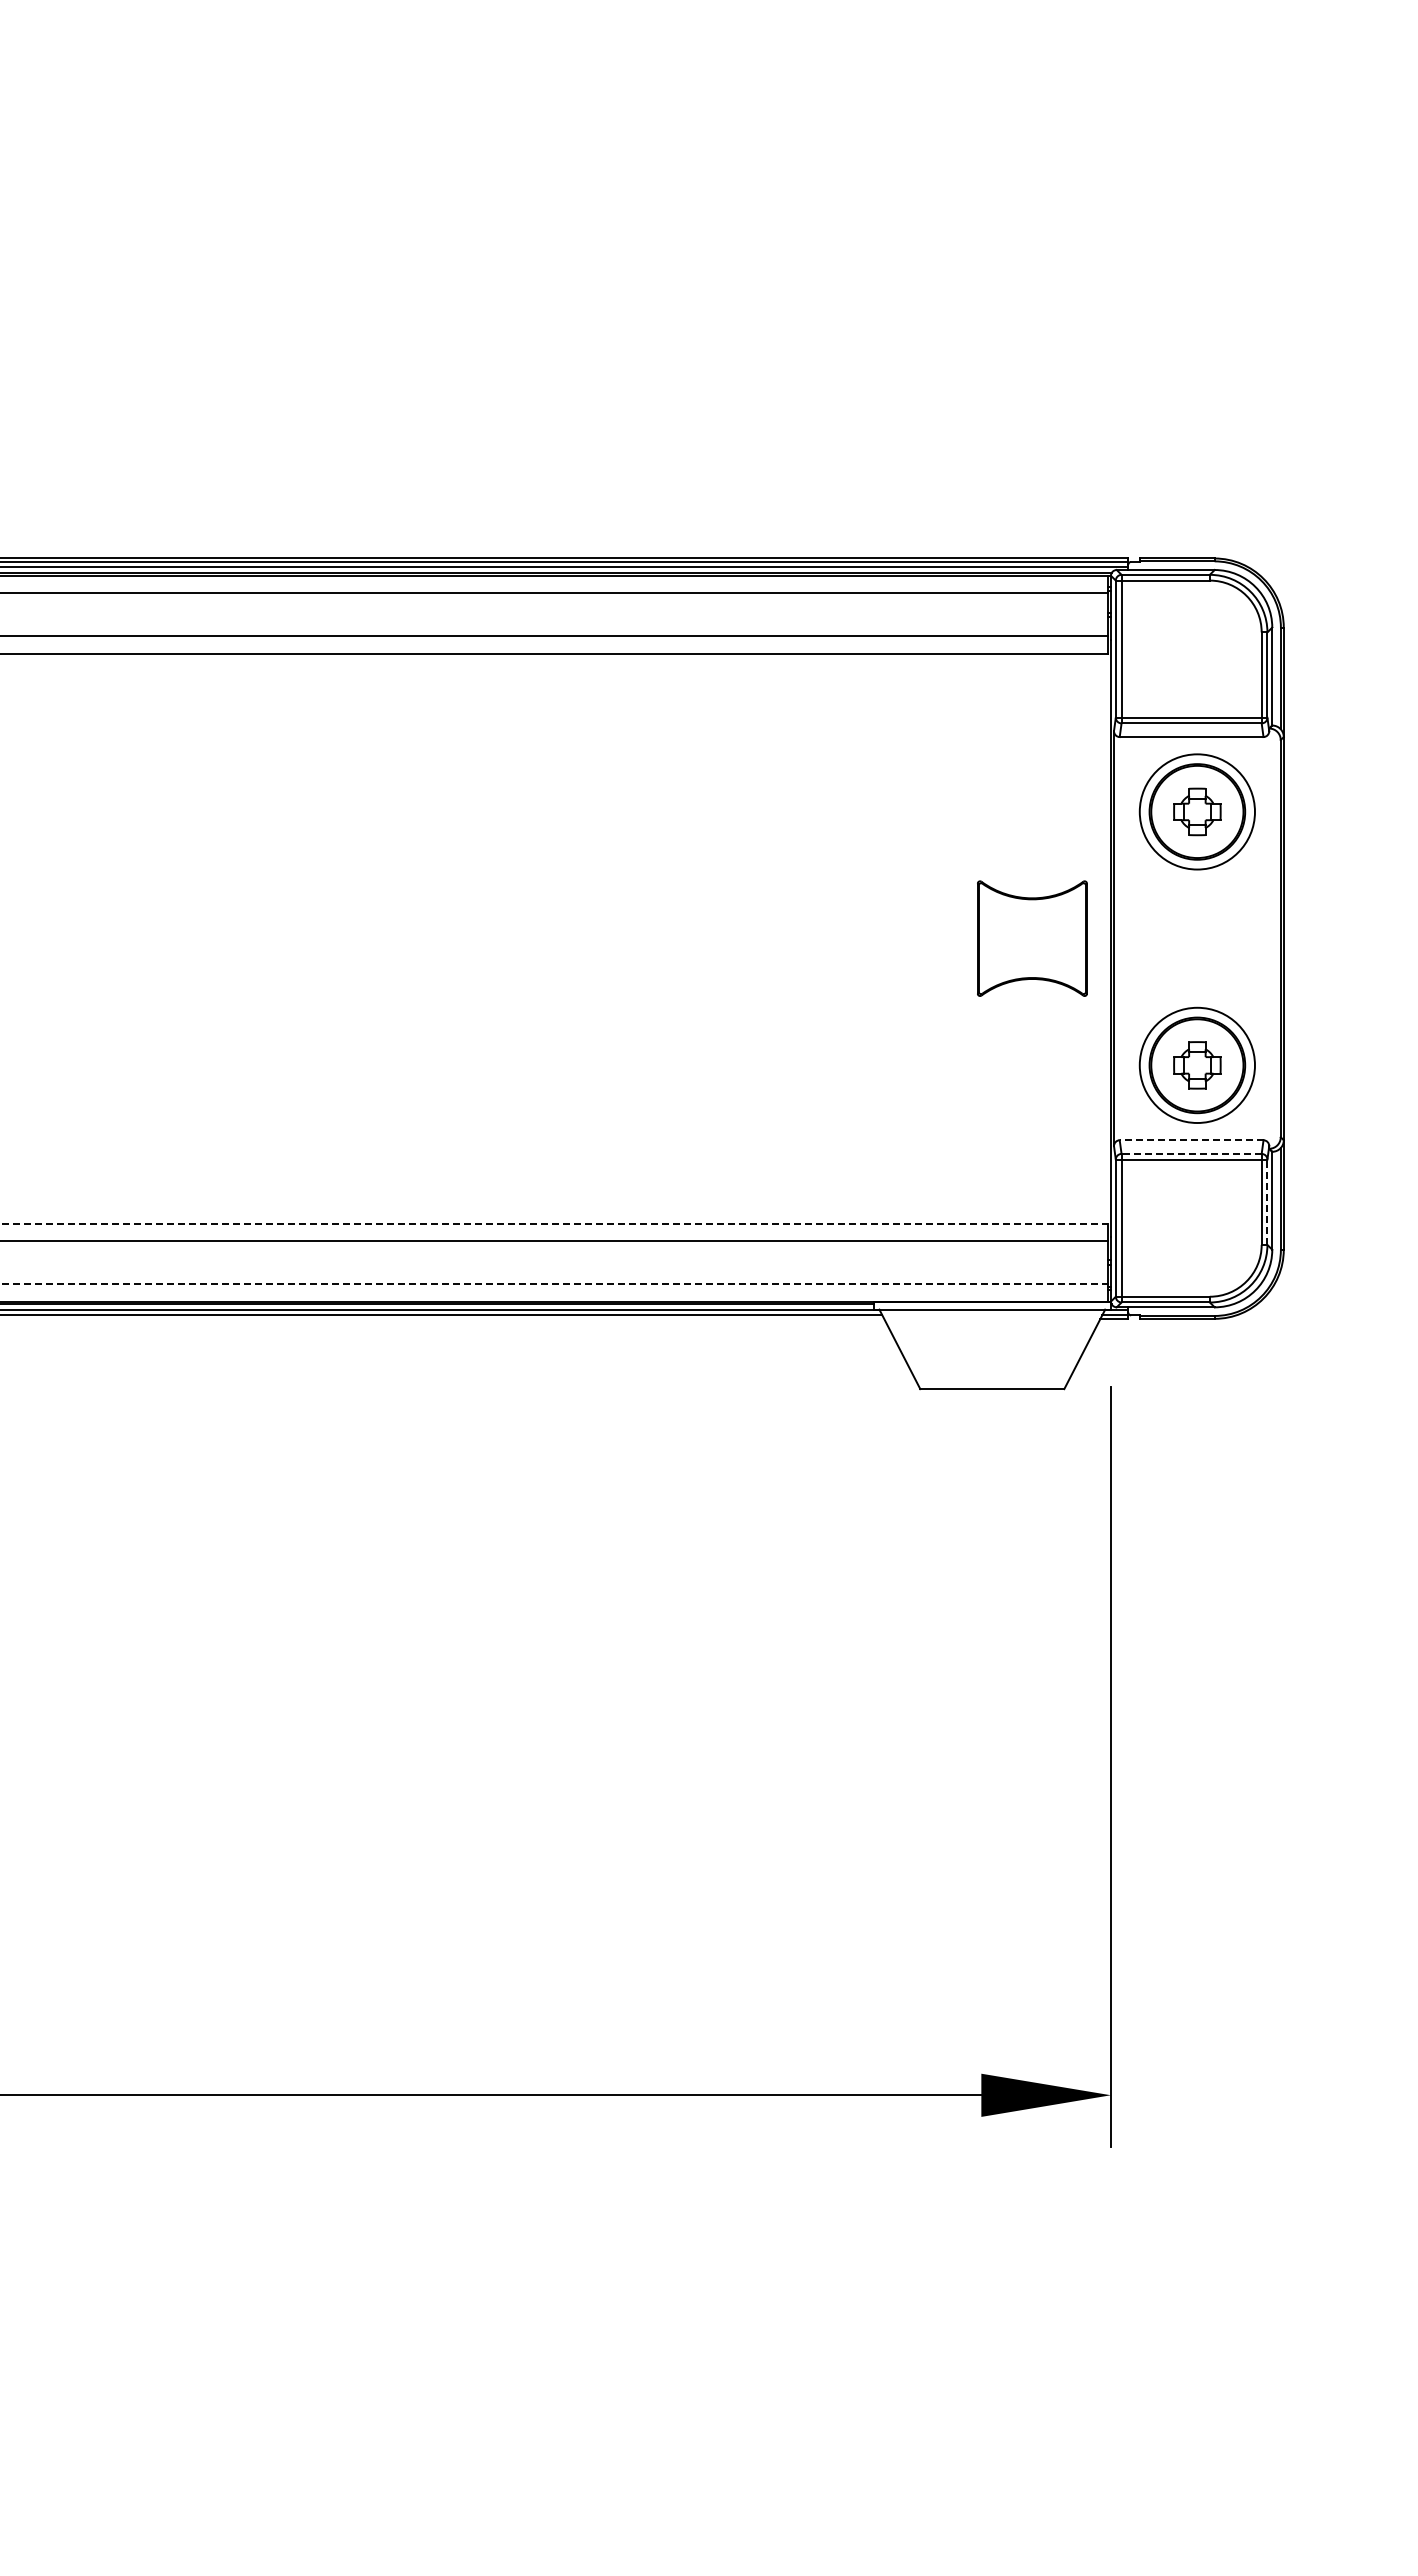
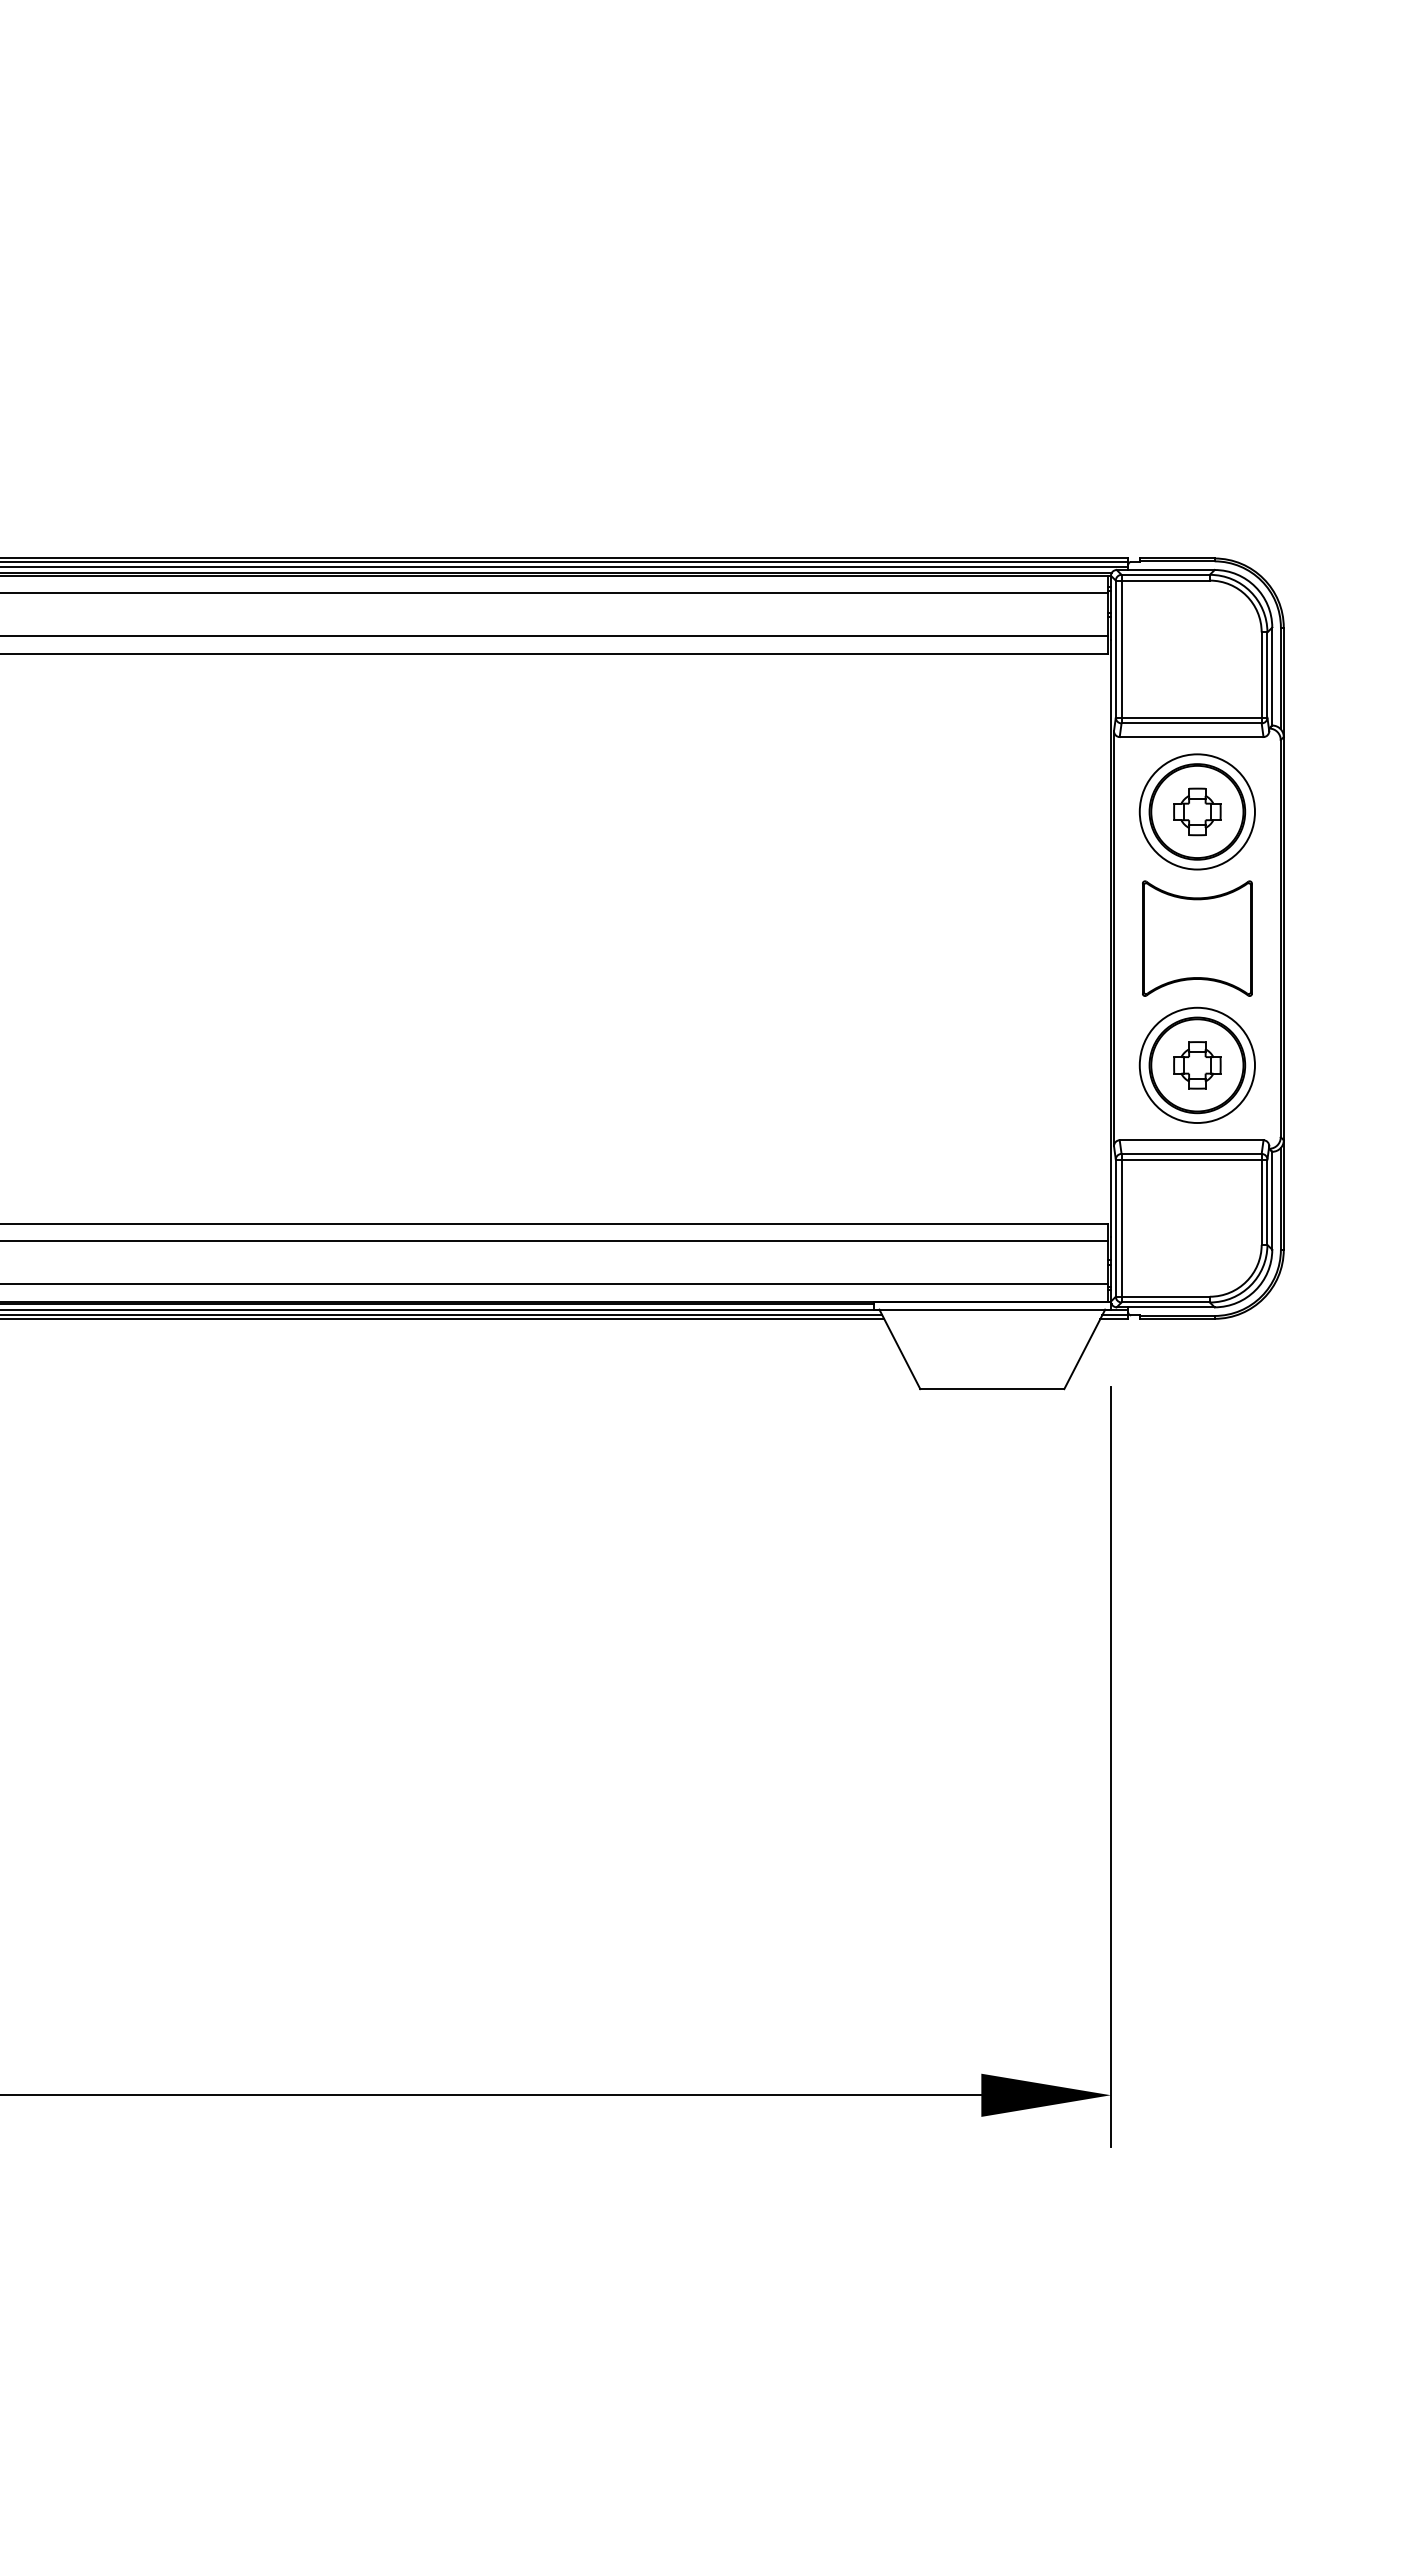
part position: (1032, 938) -> (1197, 938) (1197, 938)
line: dashed -> solid (1191, 1140)
line: dashed -> solid (1191, 1153)
line: dashed -> solid (1267, 1202)
line: dashed -> solid (554, 1223)
line: dashed -> solid (554, 1284)
line: none -> present (443, 1318)
